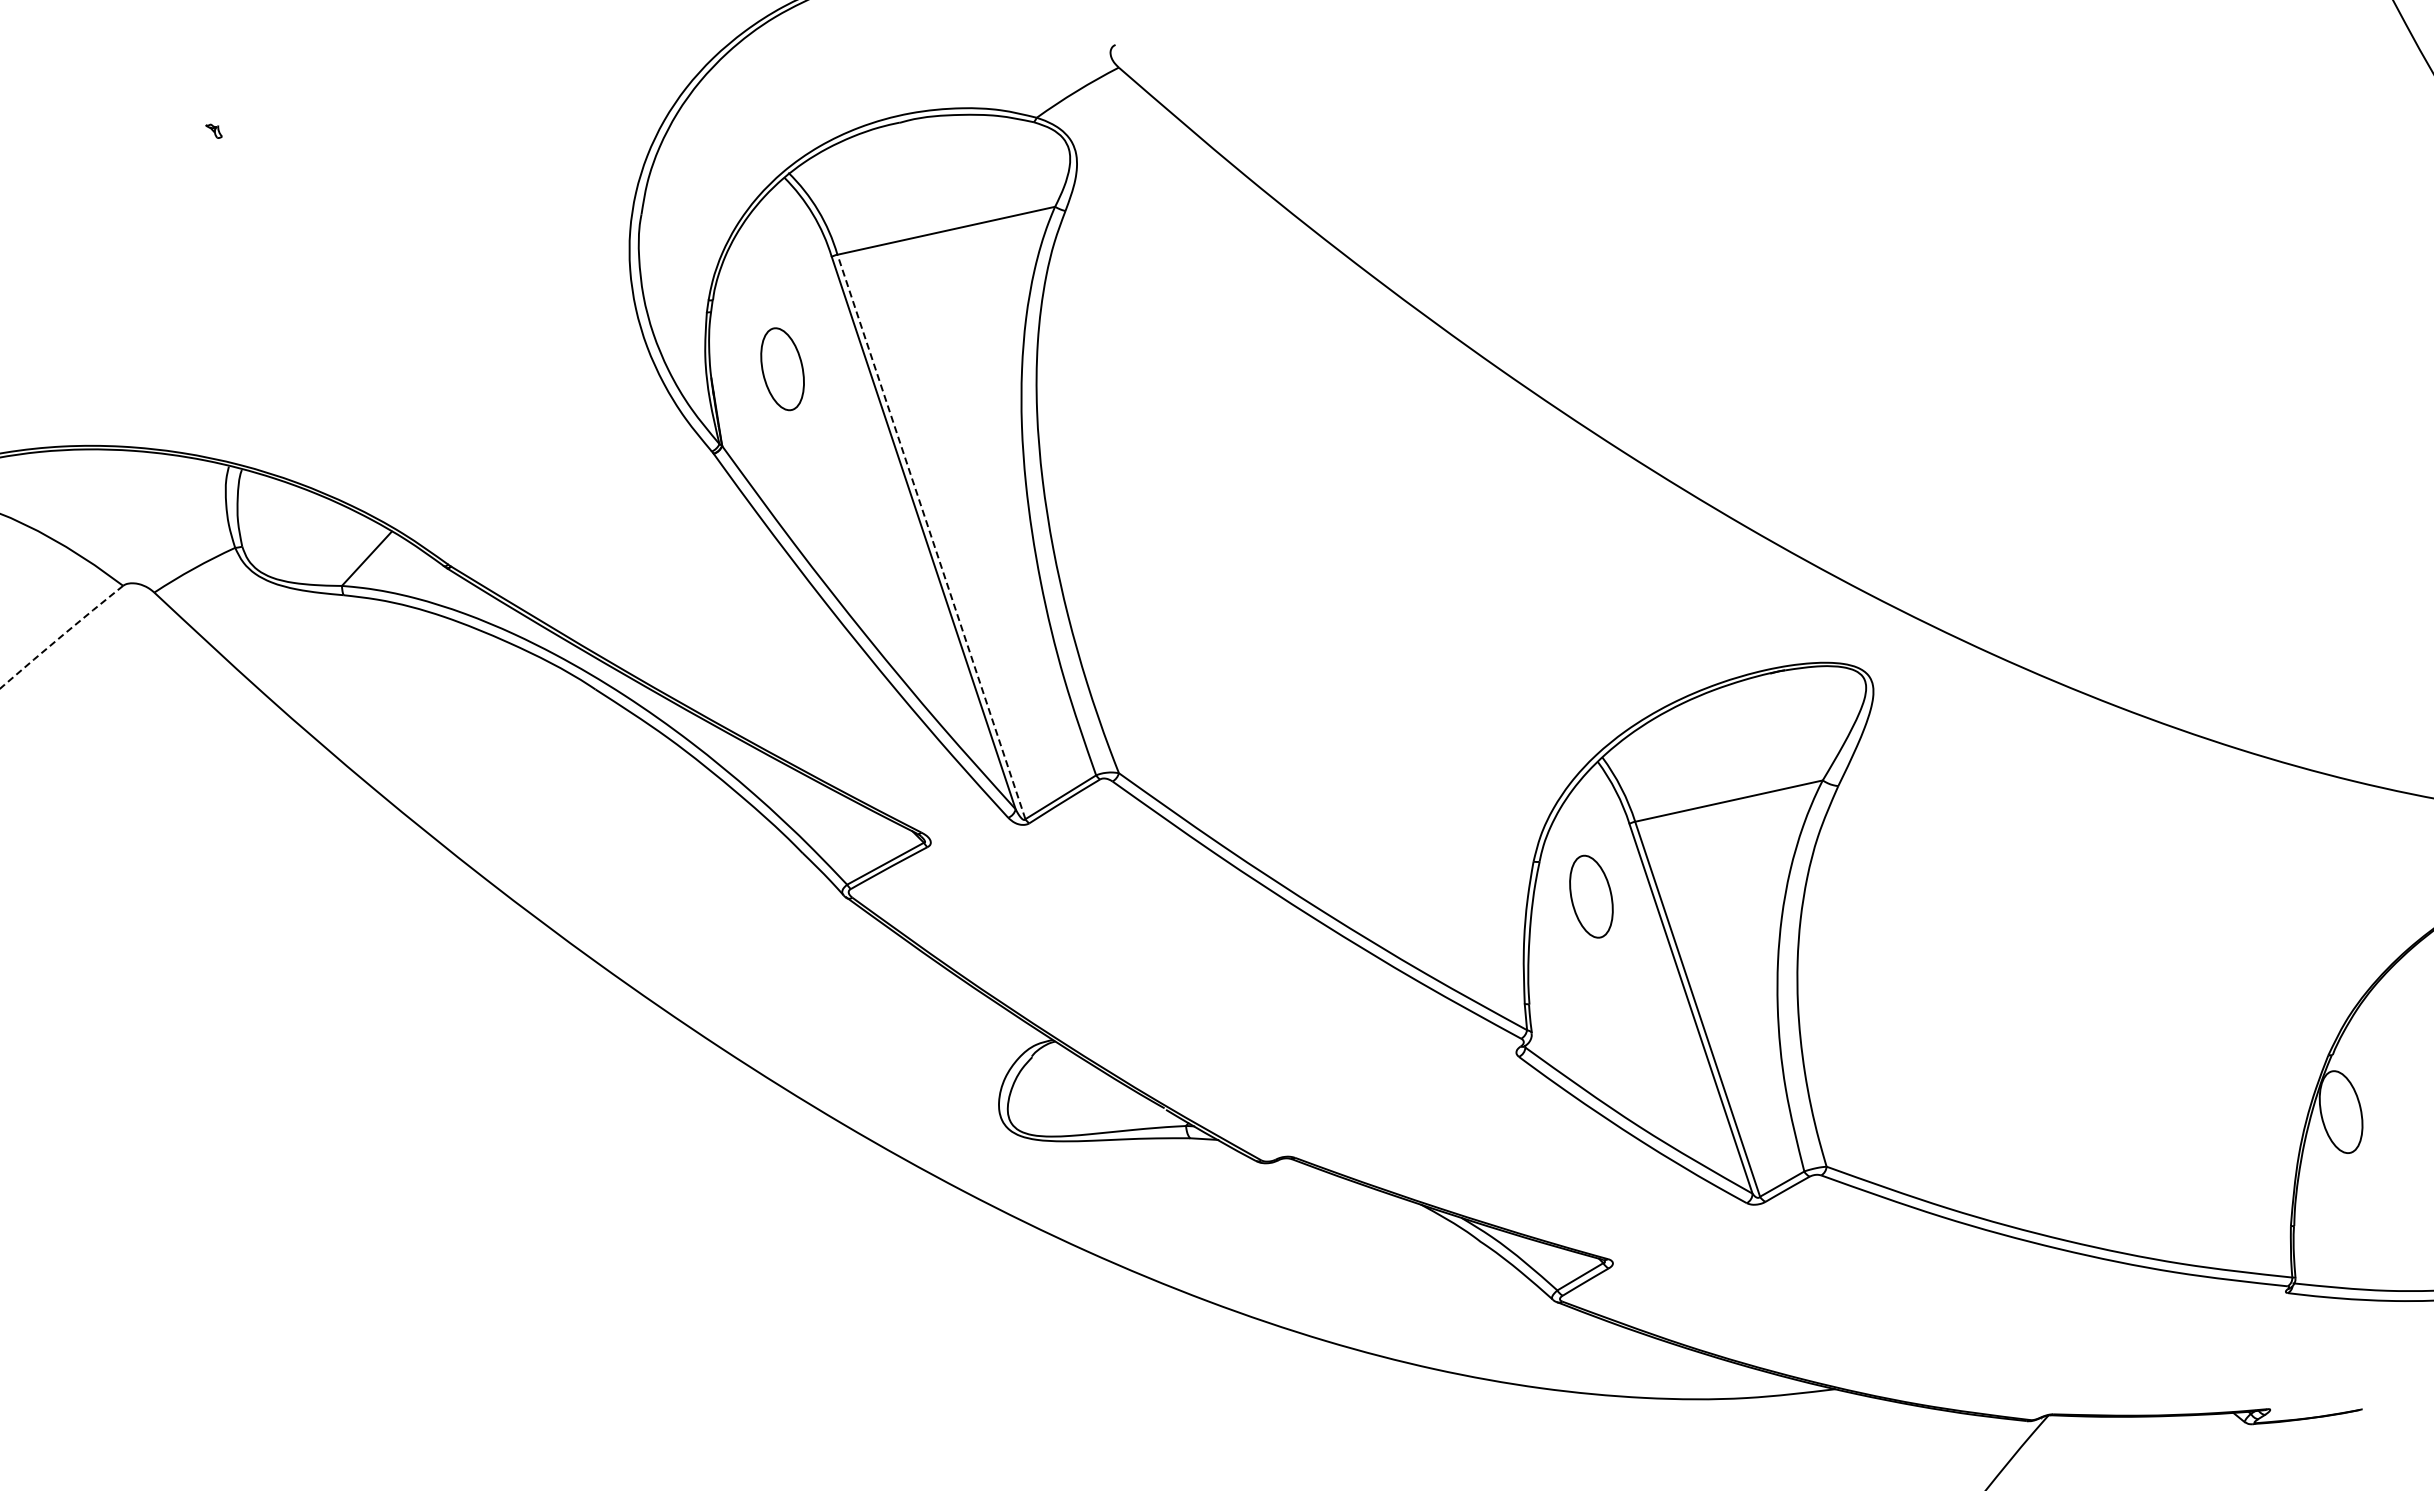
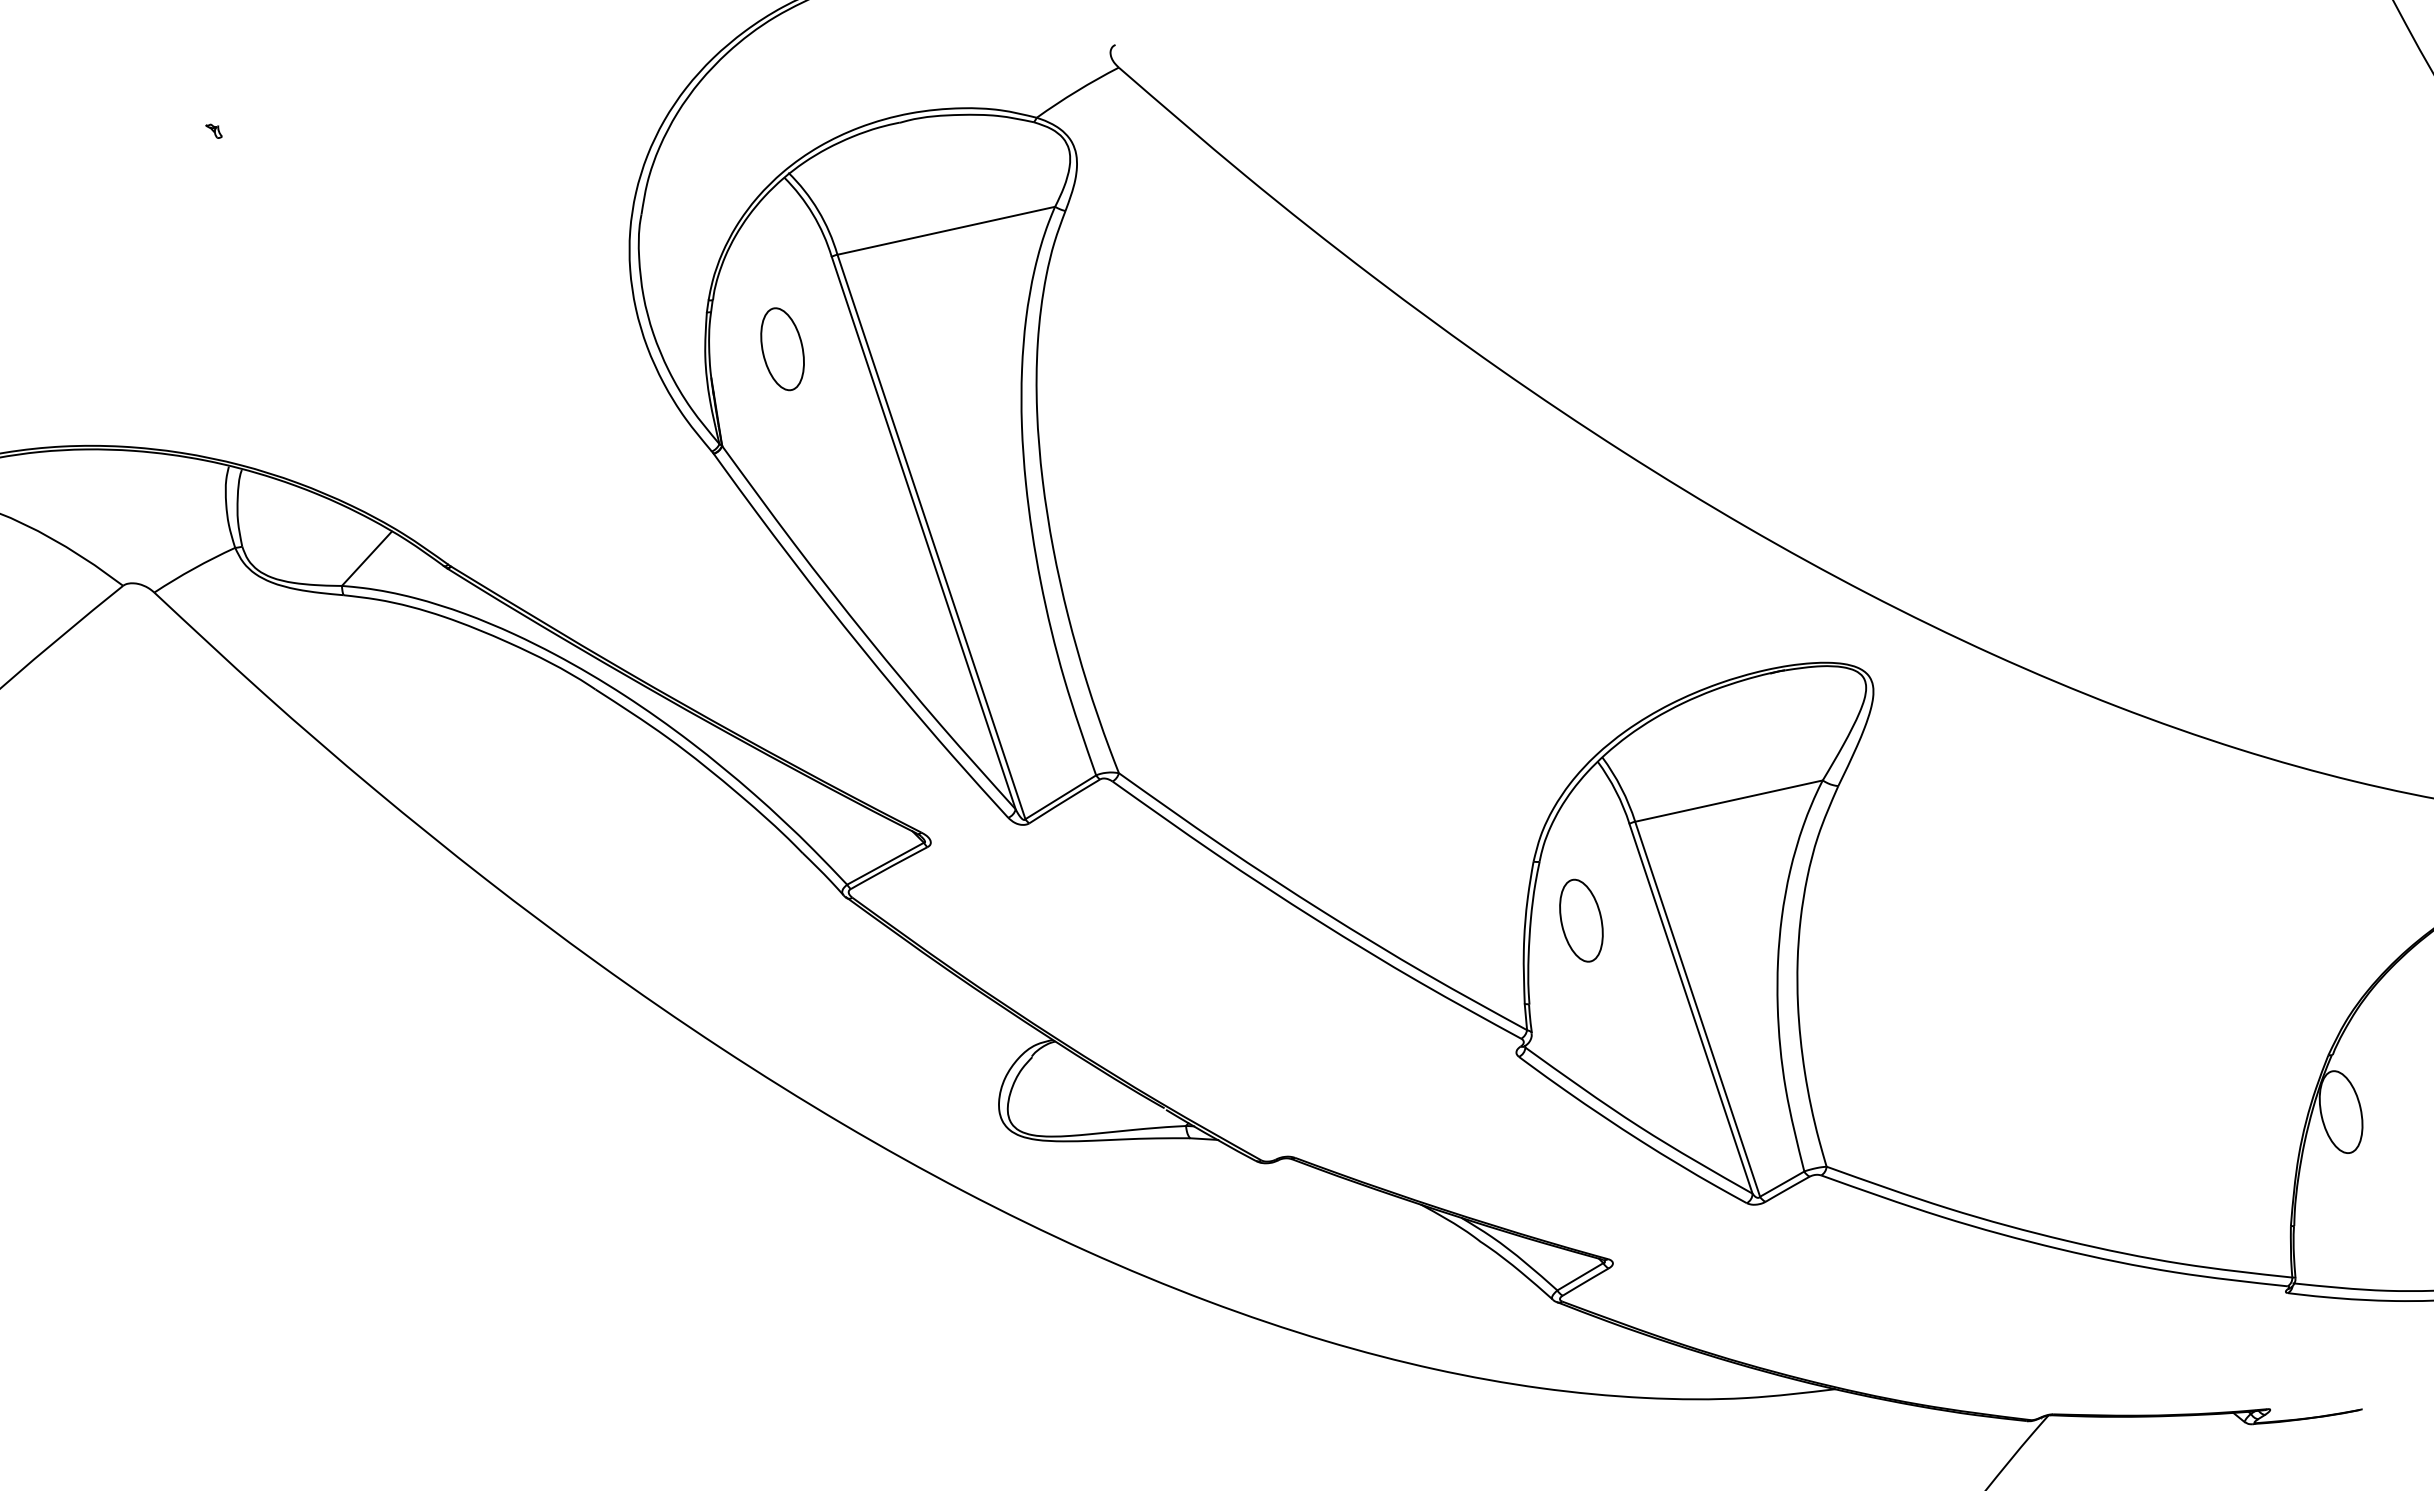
part position: (782, 369) -> (782, 349) (782, 349)
line: dashed -> solid (931, 536)
arc: dashed -> solid (61, 636)
part position: (1591, 896) -> (1581, 920) (1581, 920)
